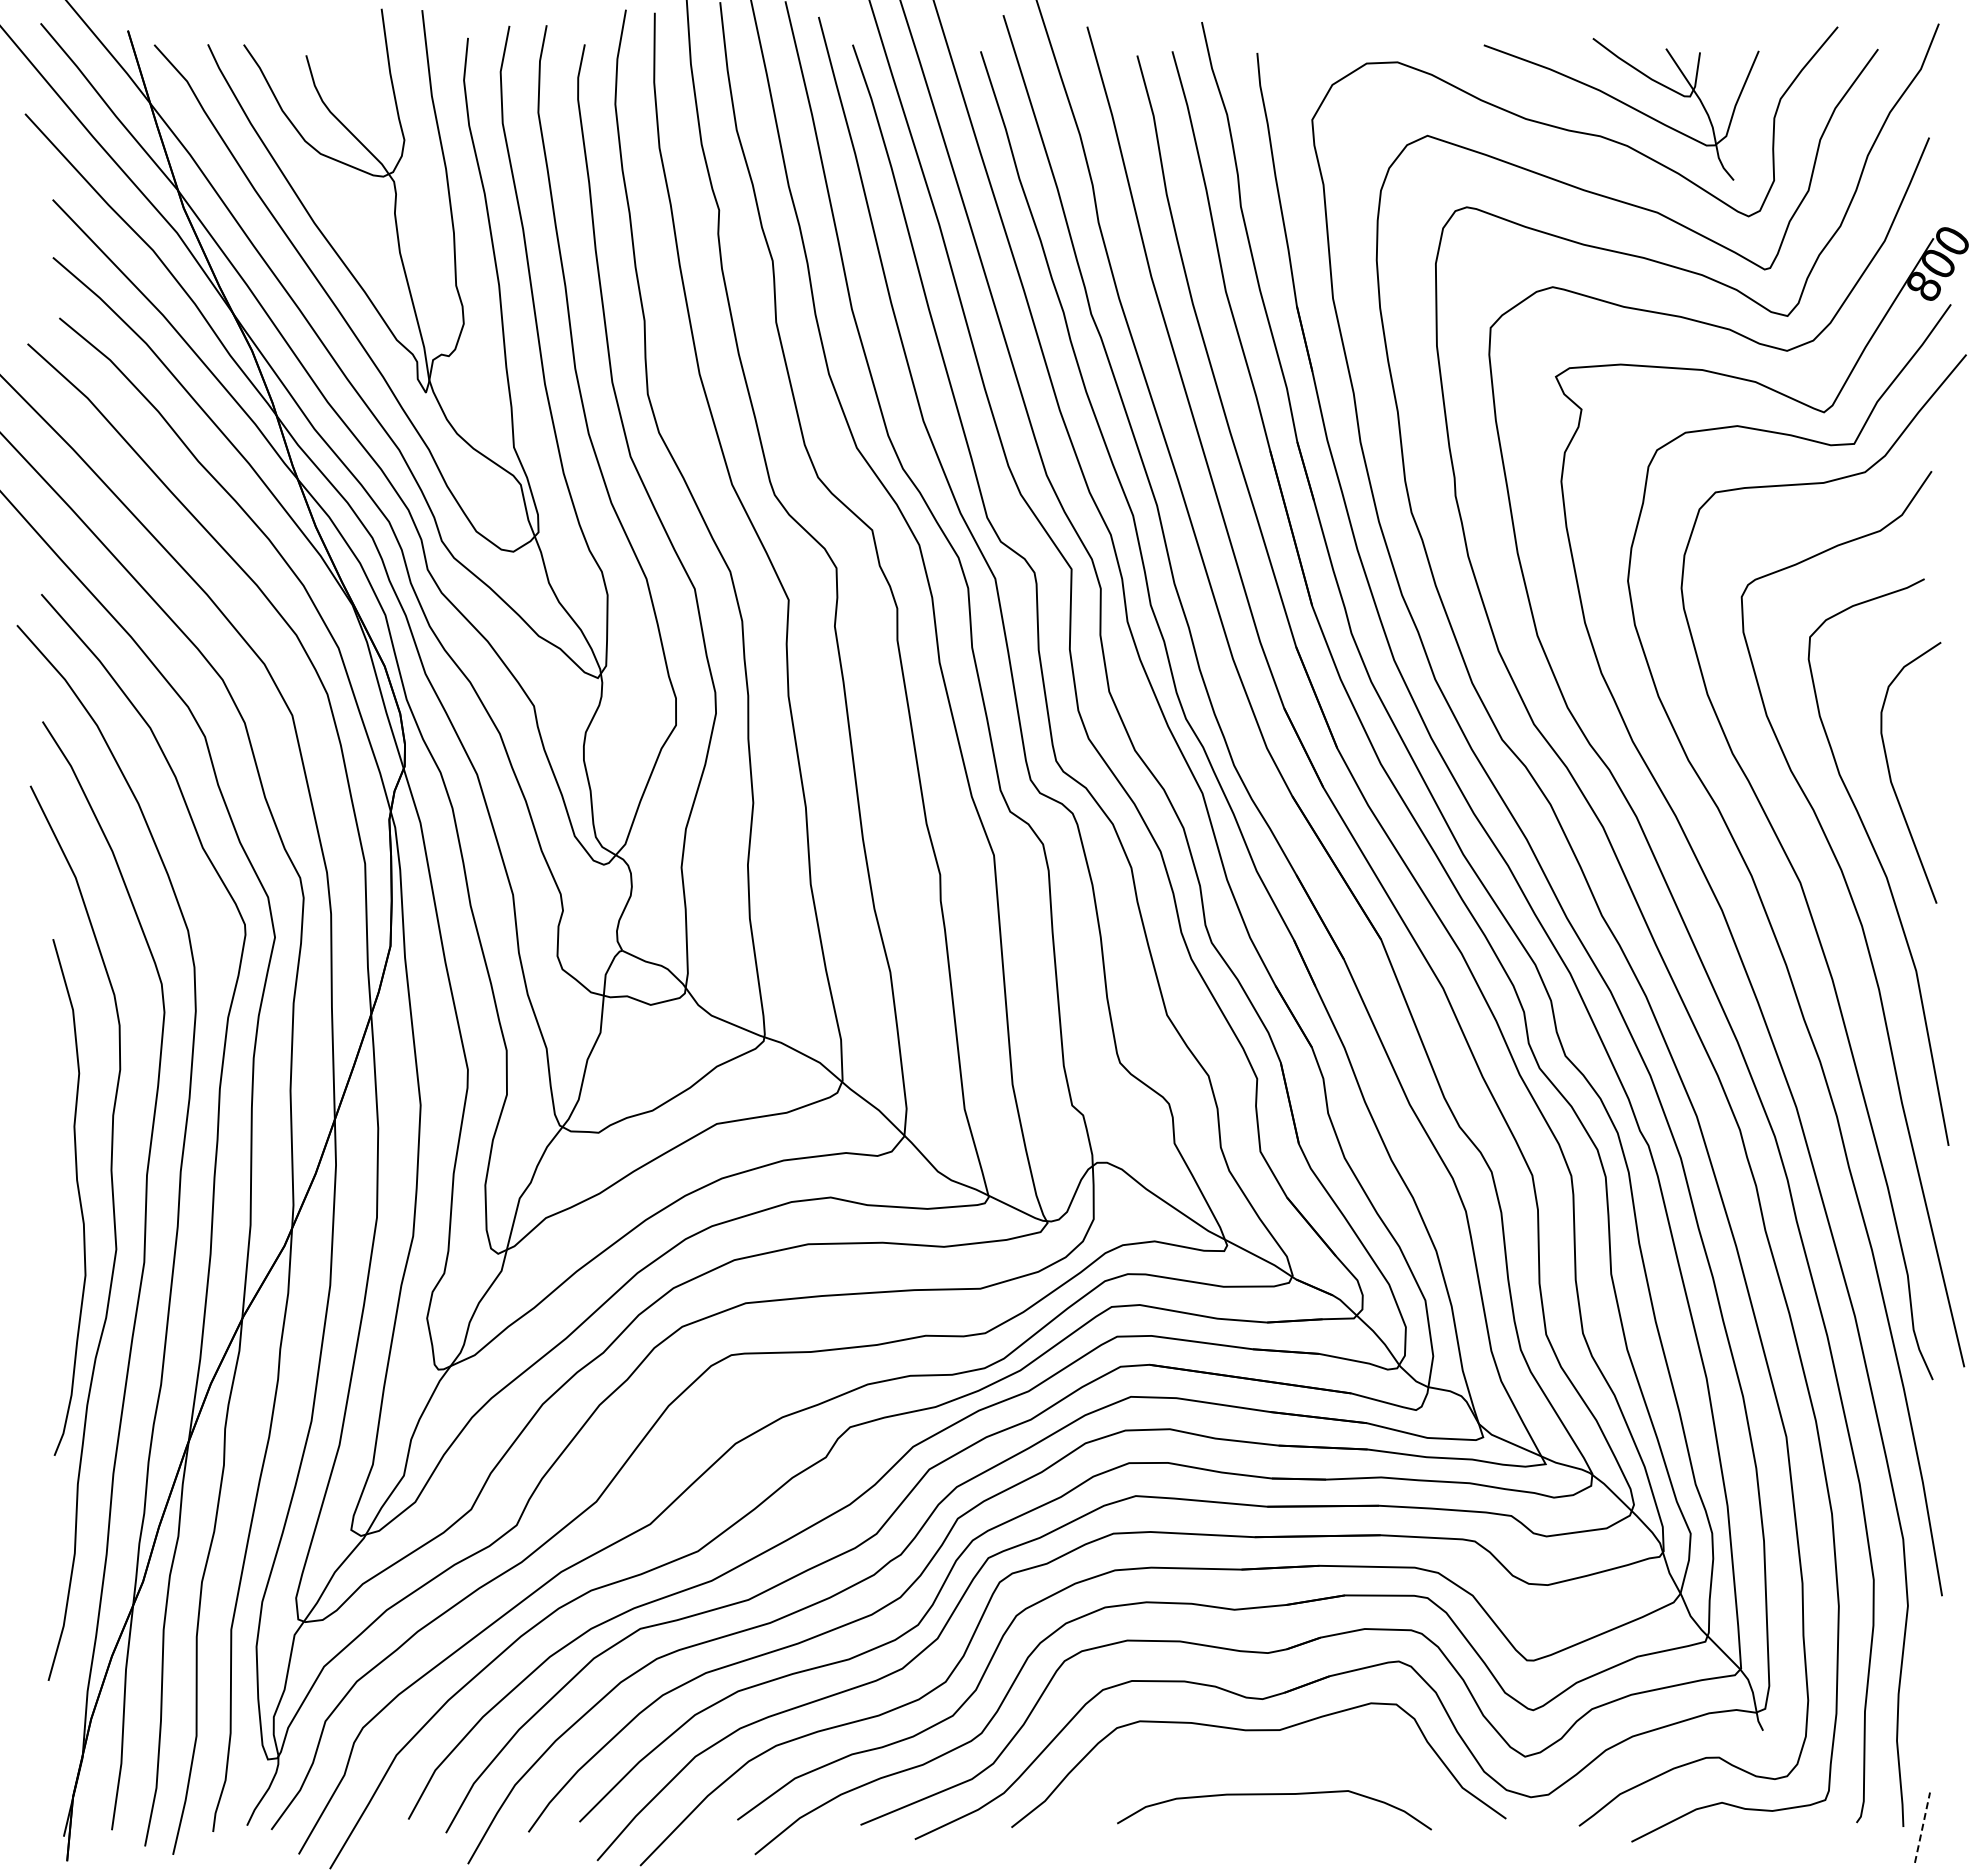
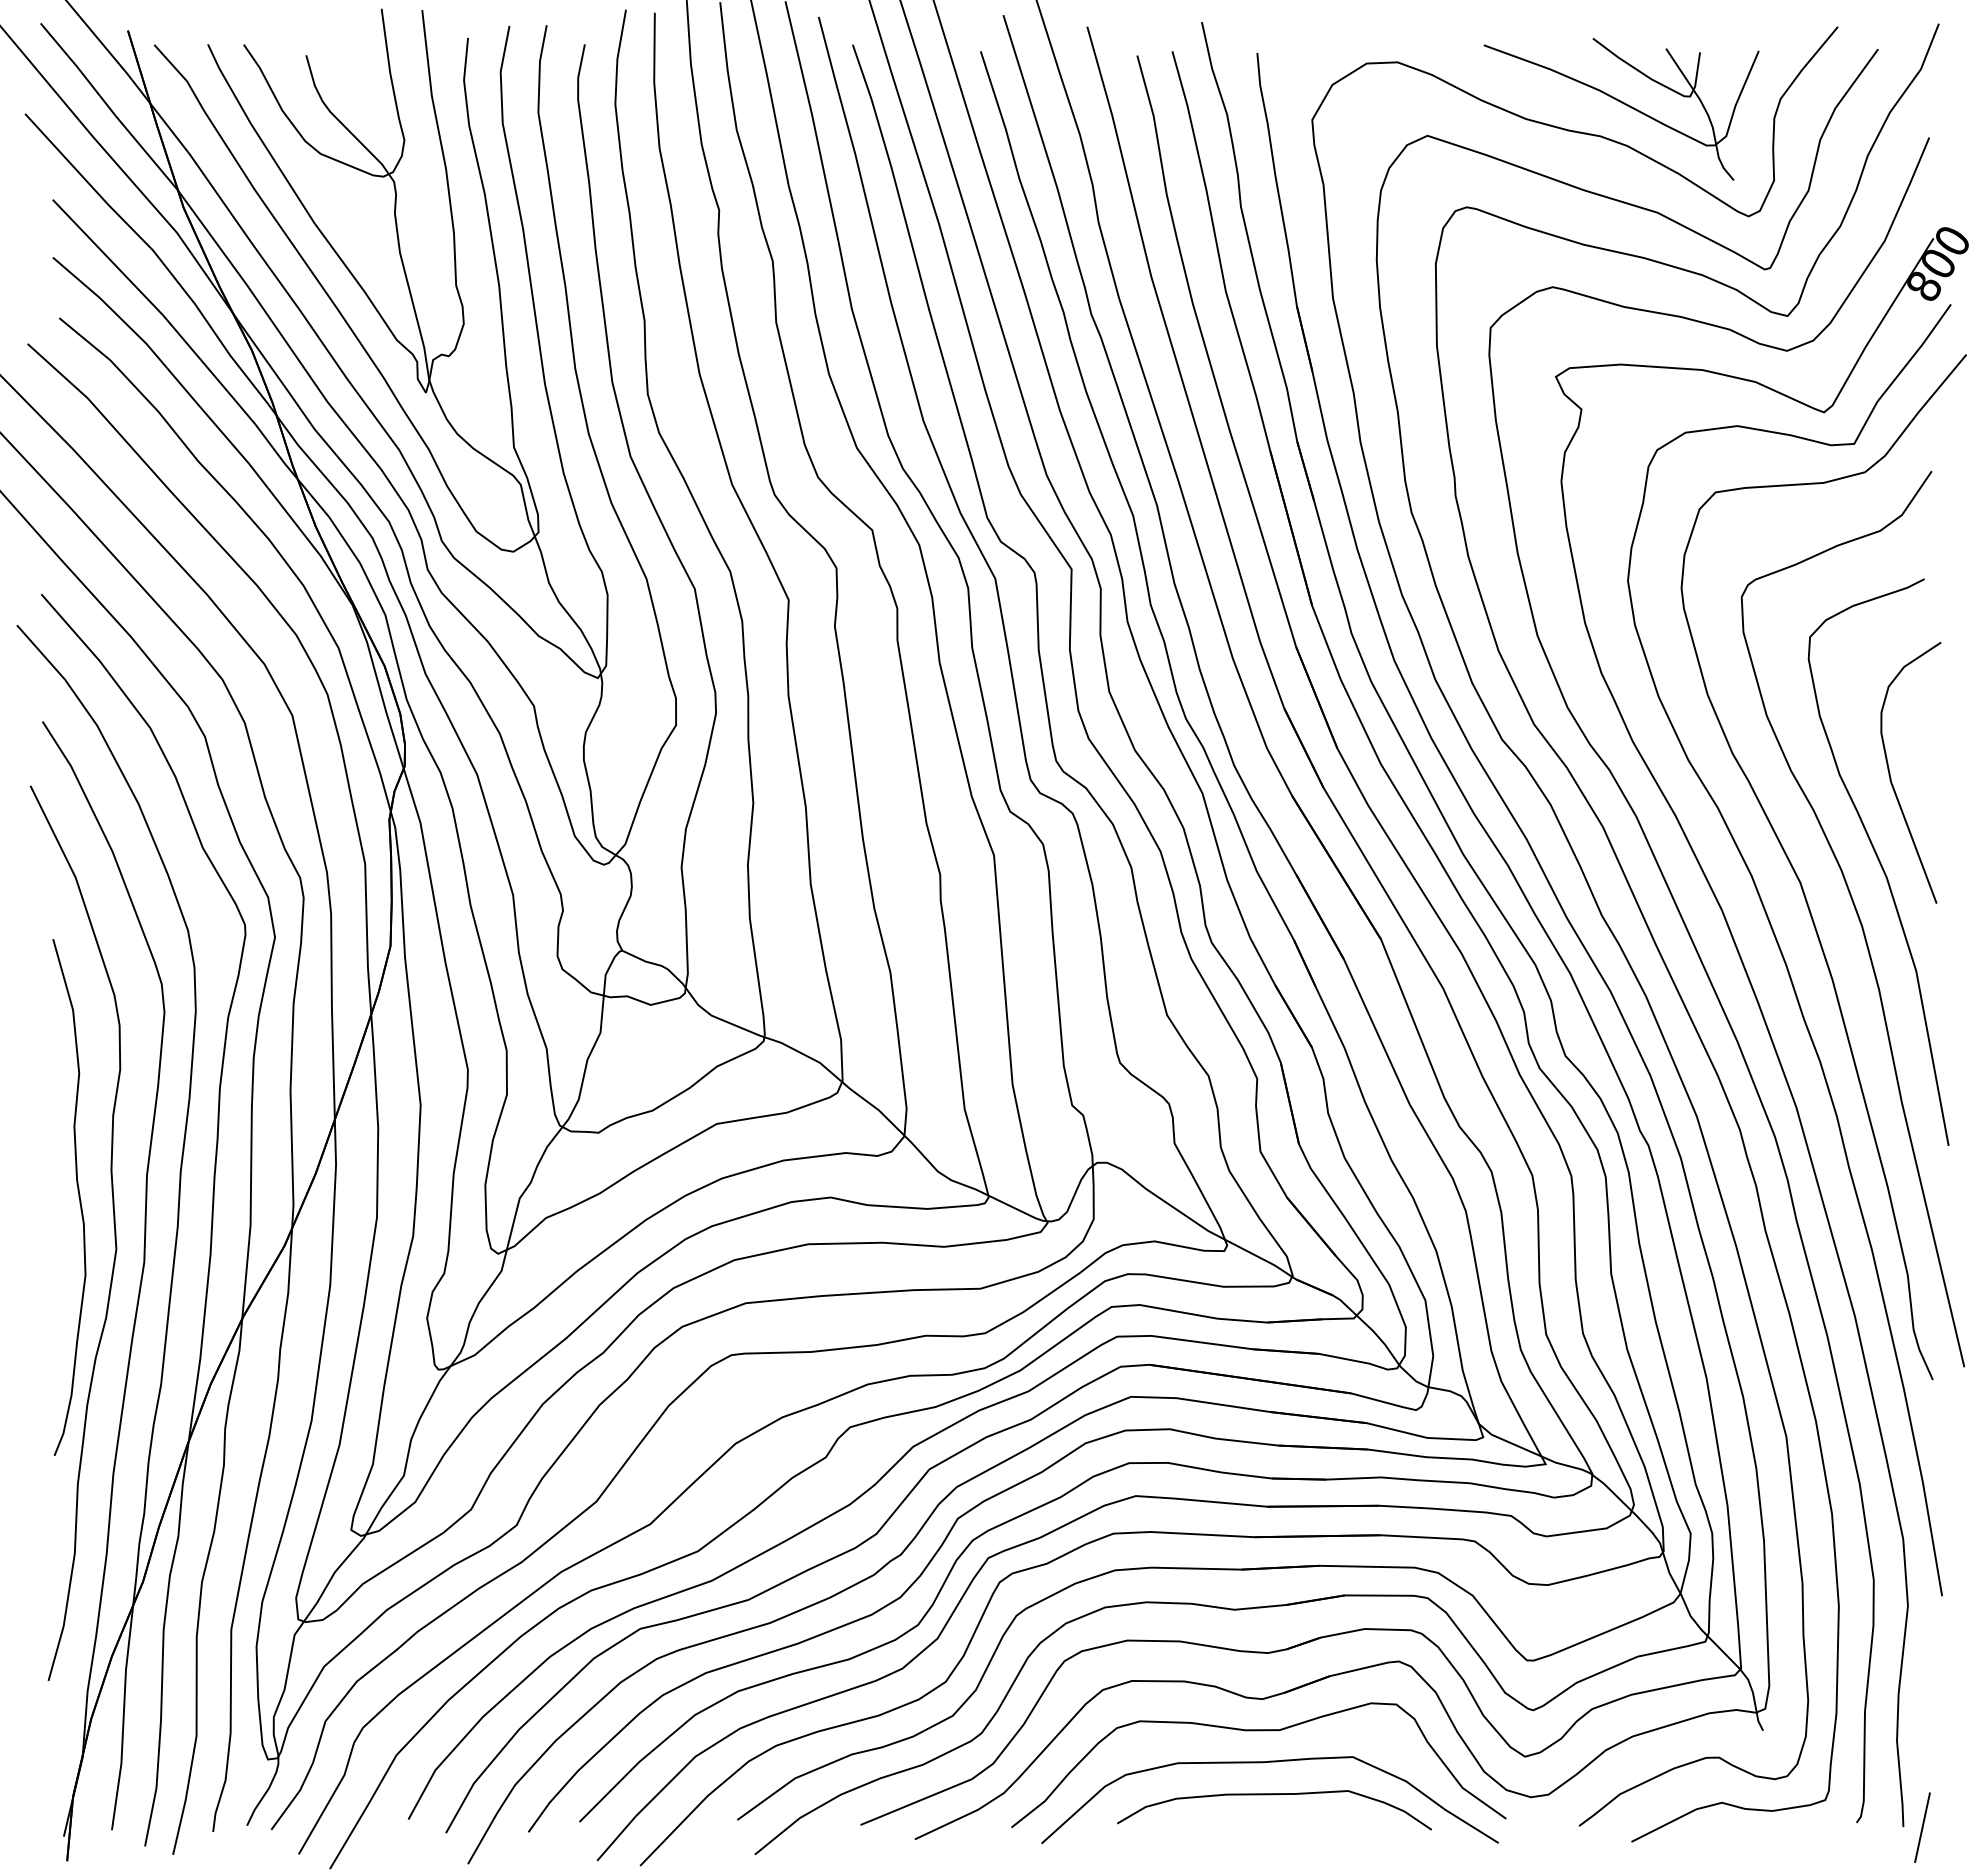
curve: none -> present (1264, 1763)
line: dashed -> solid (1922, 1827)
